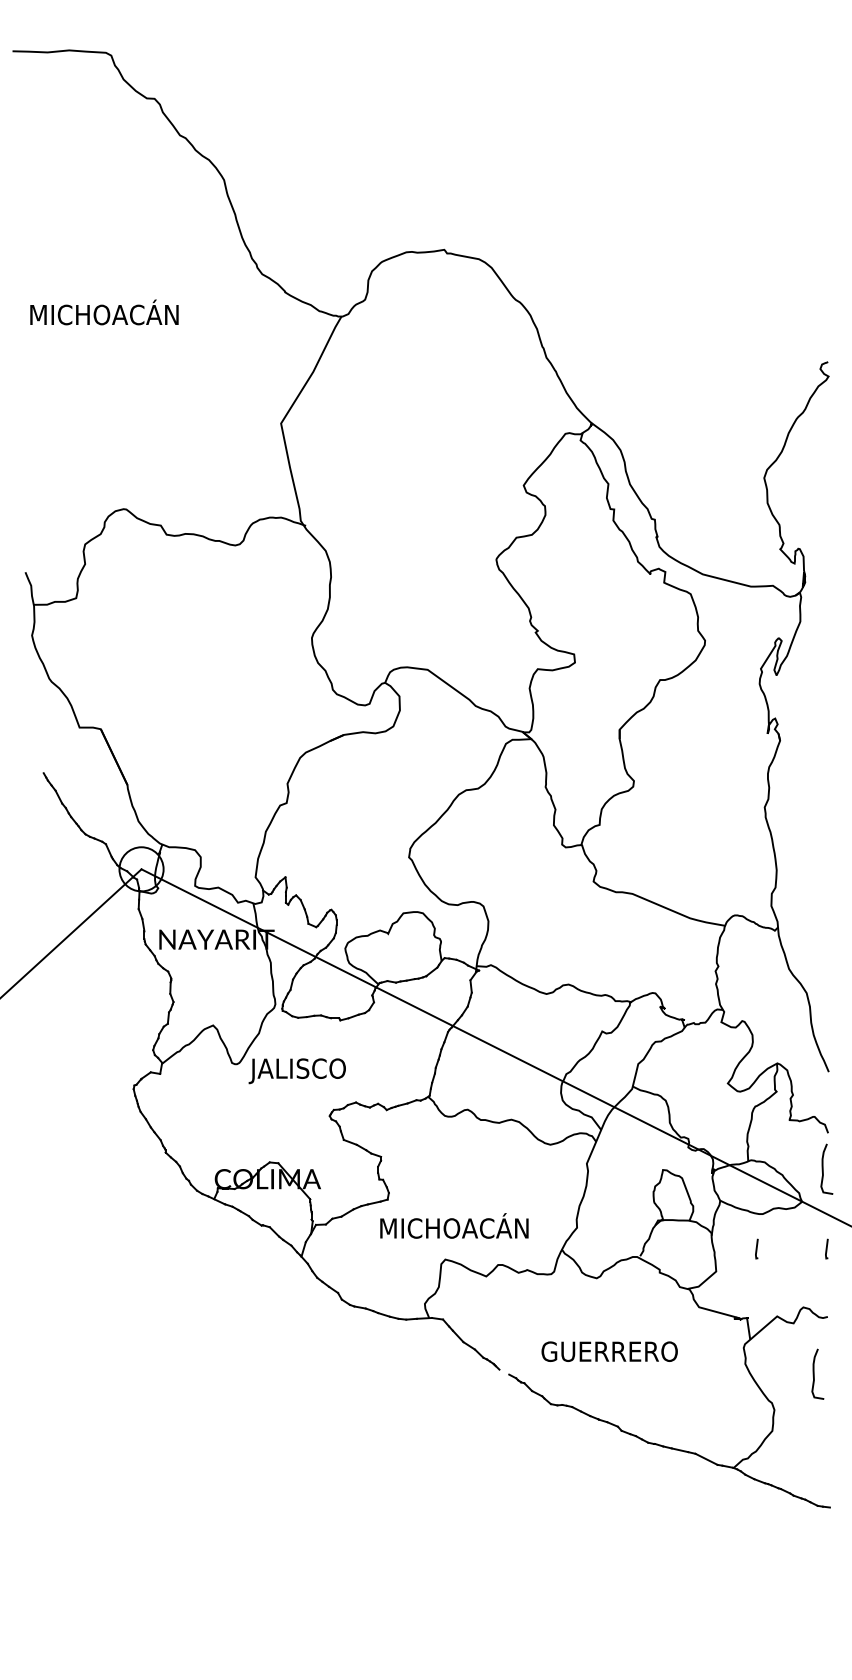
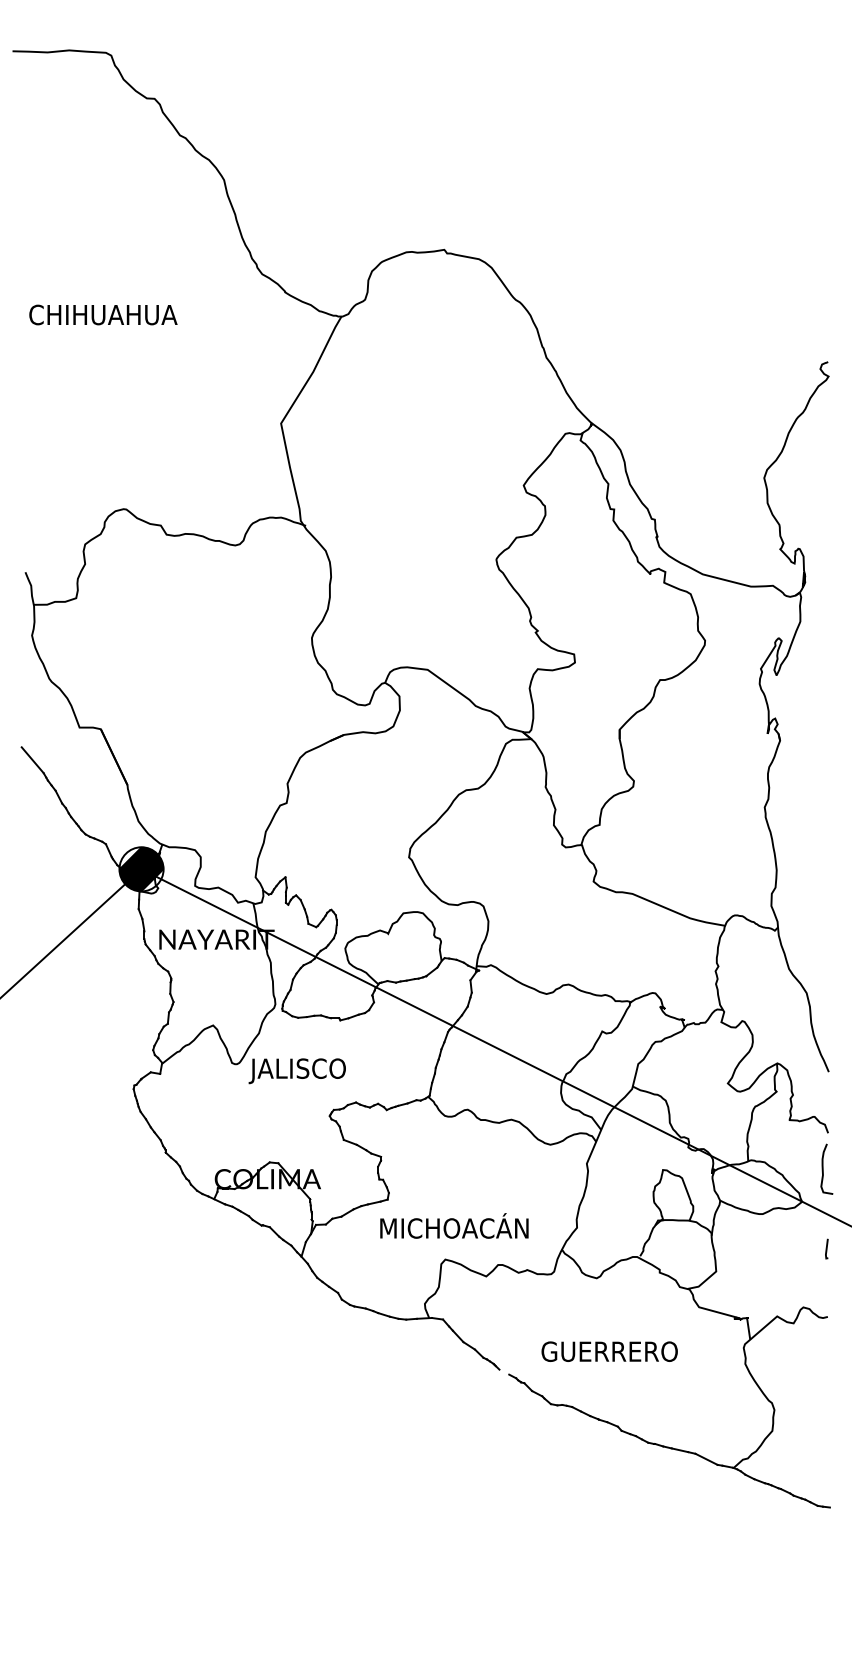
text: MICHOACÁN -> CHIHUAHUA (103, 312)
line: none -> present (32, 760)
hatch: none -> present (141, 869)
line: present -> none (756, 1248)
curve: present -> none (814, 1373)
